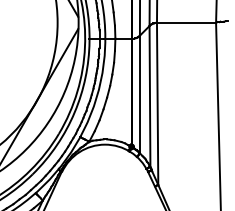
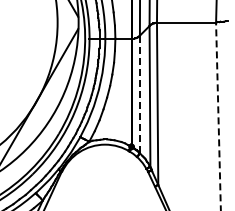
line: solid -> dashed (139, 94)
line: solid -> dashed (218, 116)
